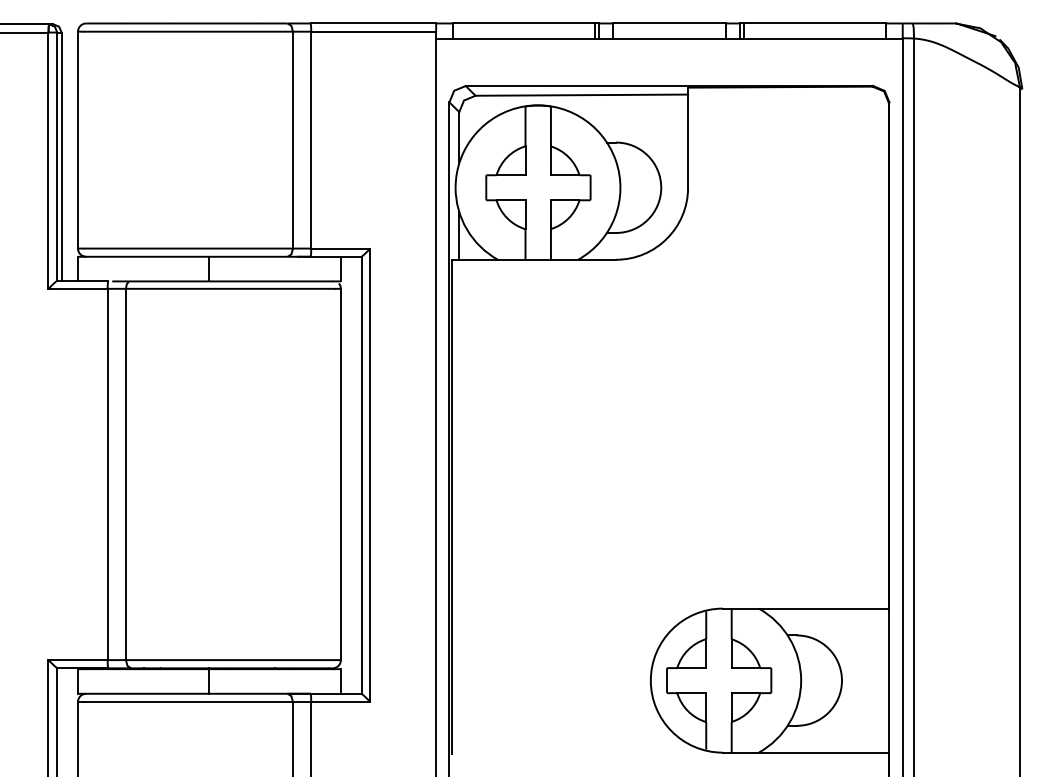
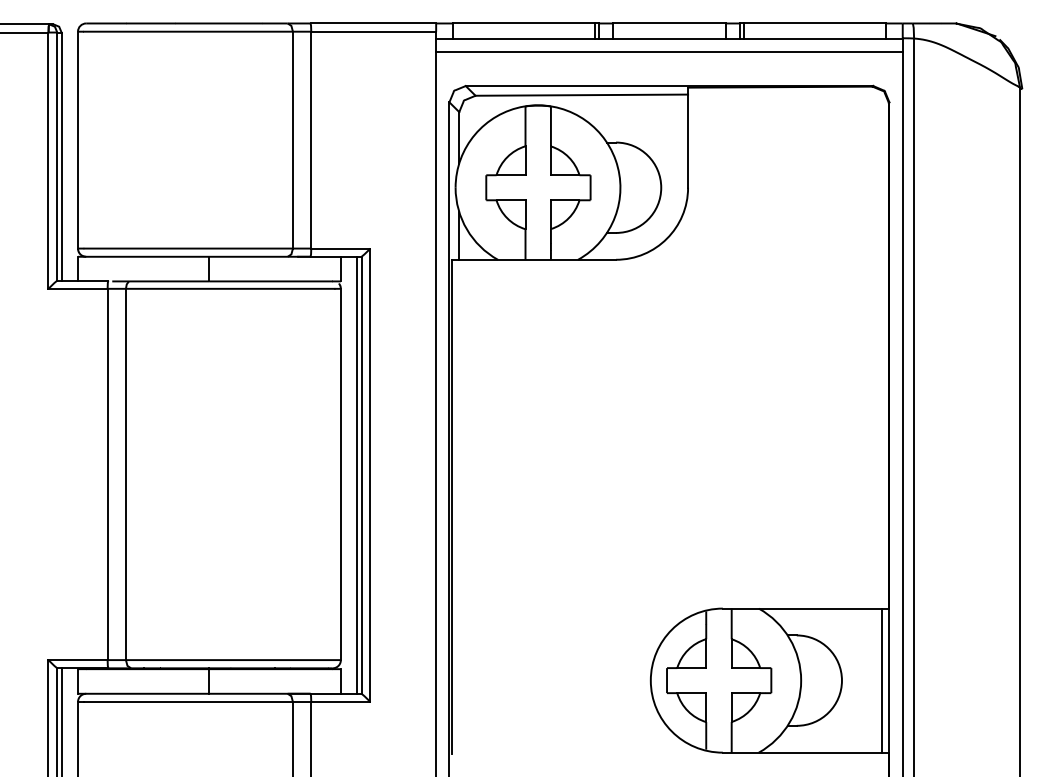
line: none -> present (669, 52)
line: none -> present (357, 474)
line: none -> present (882, 680)
line: none -> present (61, 720)
